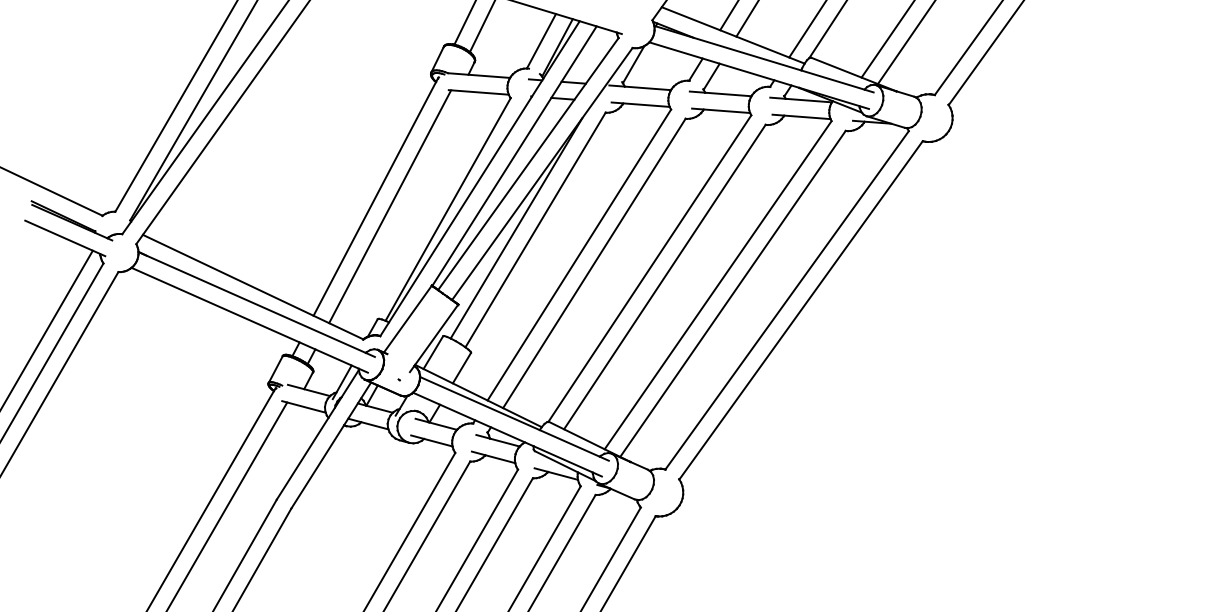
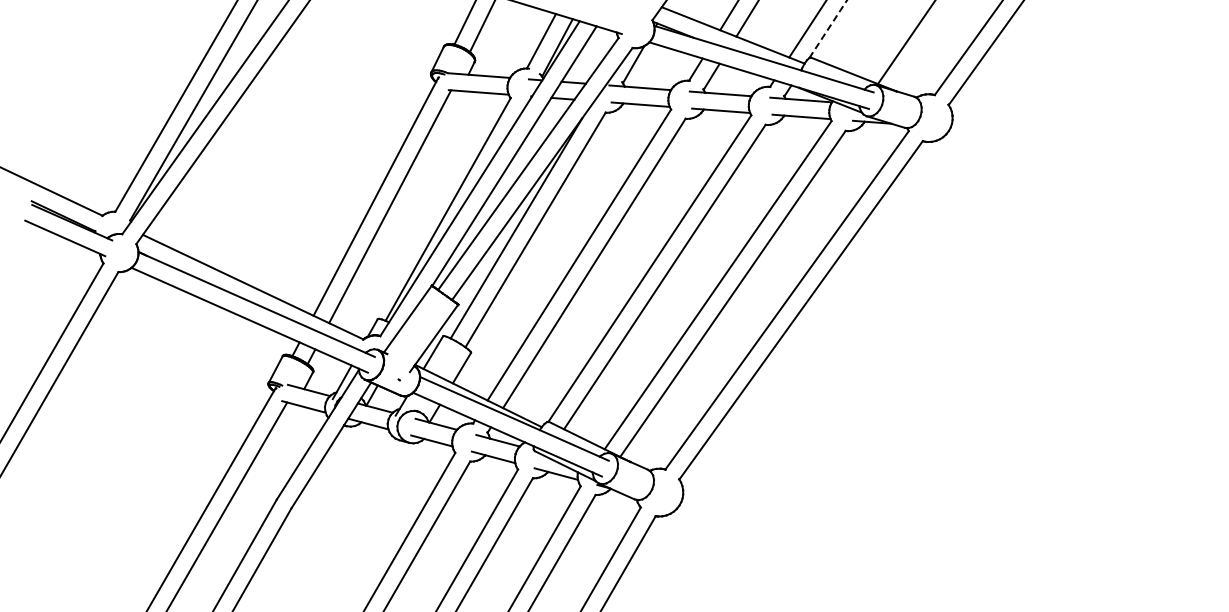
line: solid -> dashed (828, 28)
line: present -> none (887, 39)
line: present -> none (47, 328)
